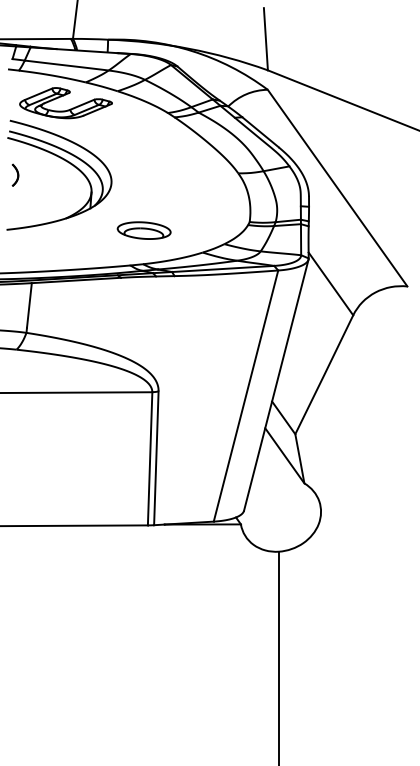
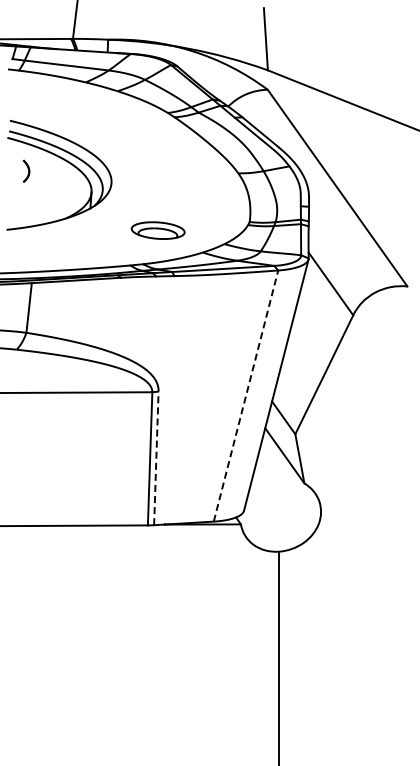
part: present -> none (67, 109)
part position: (15, 174) -> (26, 170) (26, 170)
part position: (143, 230) -> (157, 230) (157, 230)
line: solid -> dashed (246, 396)
line: solid -> dashed (156, 458)
